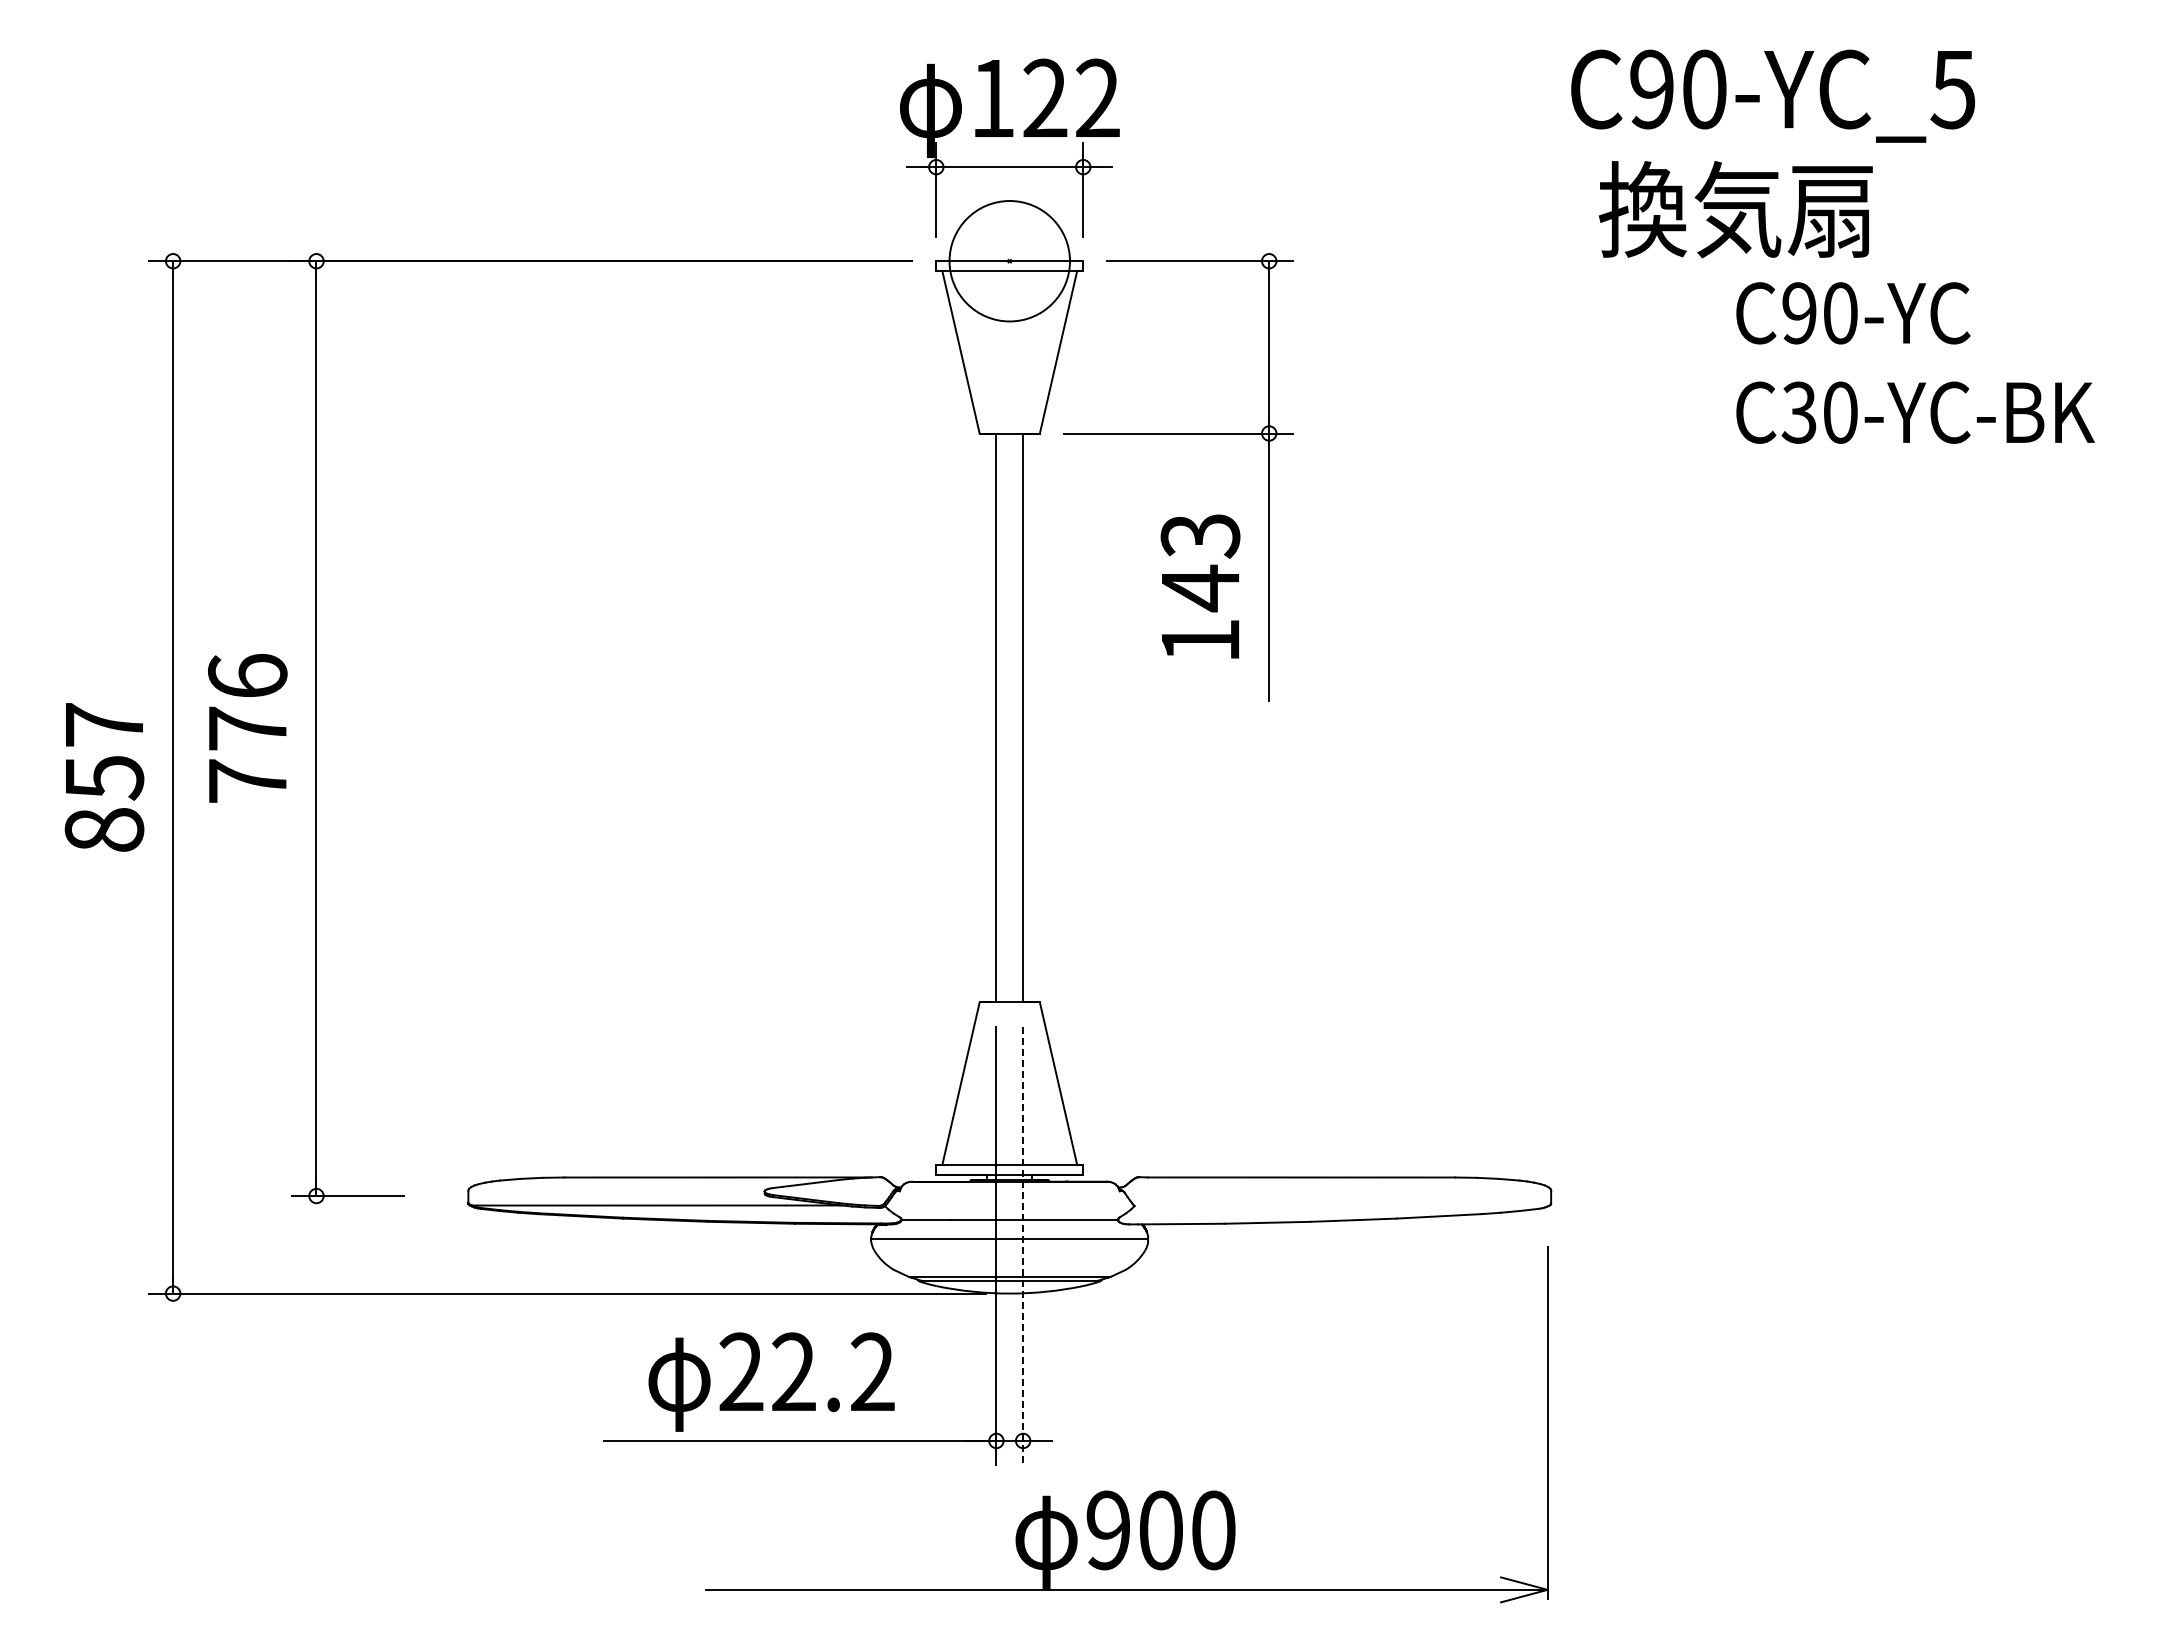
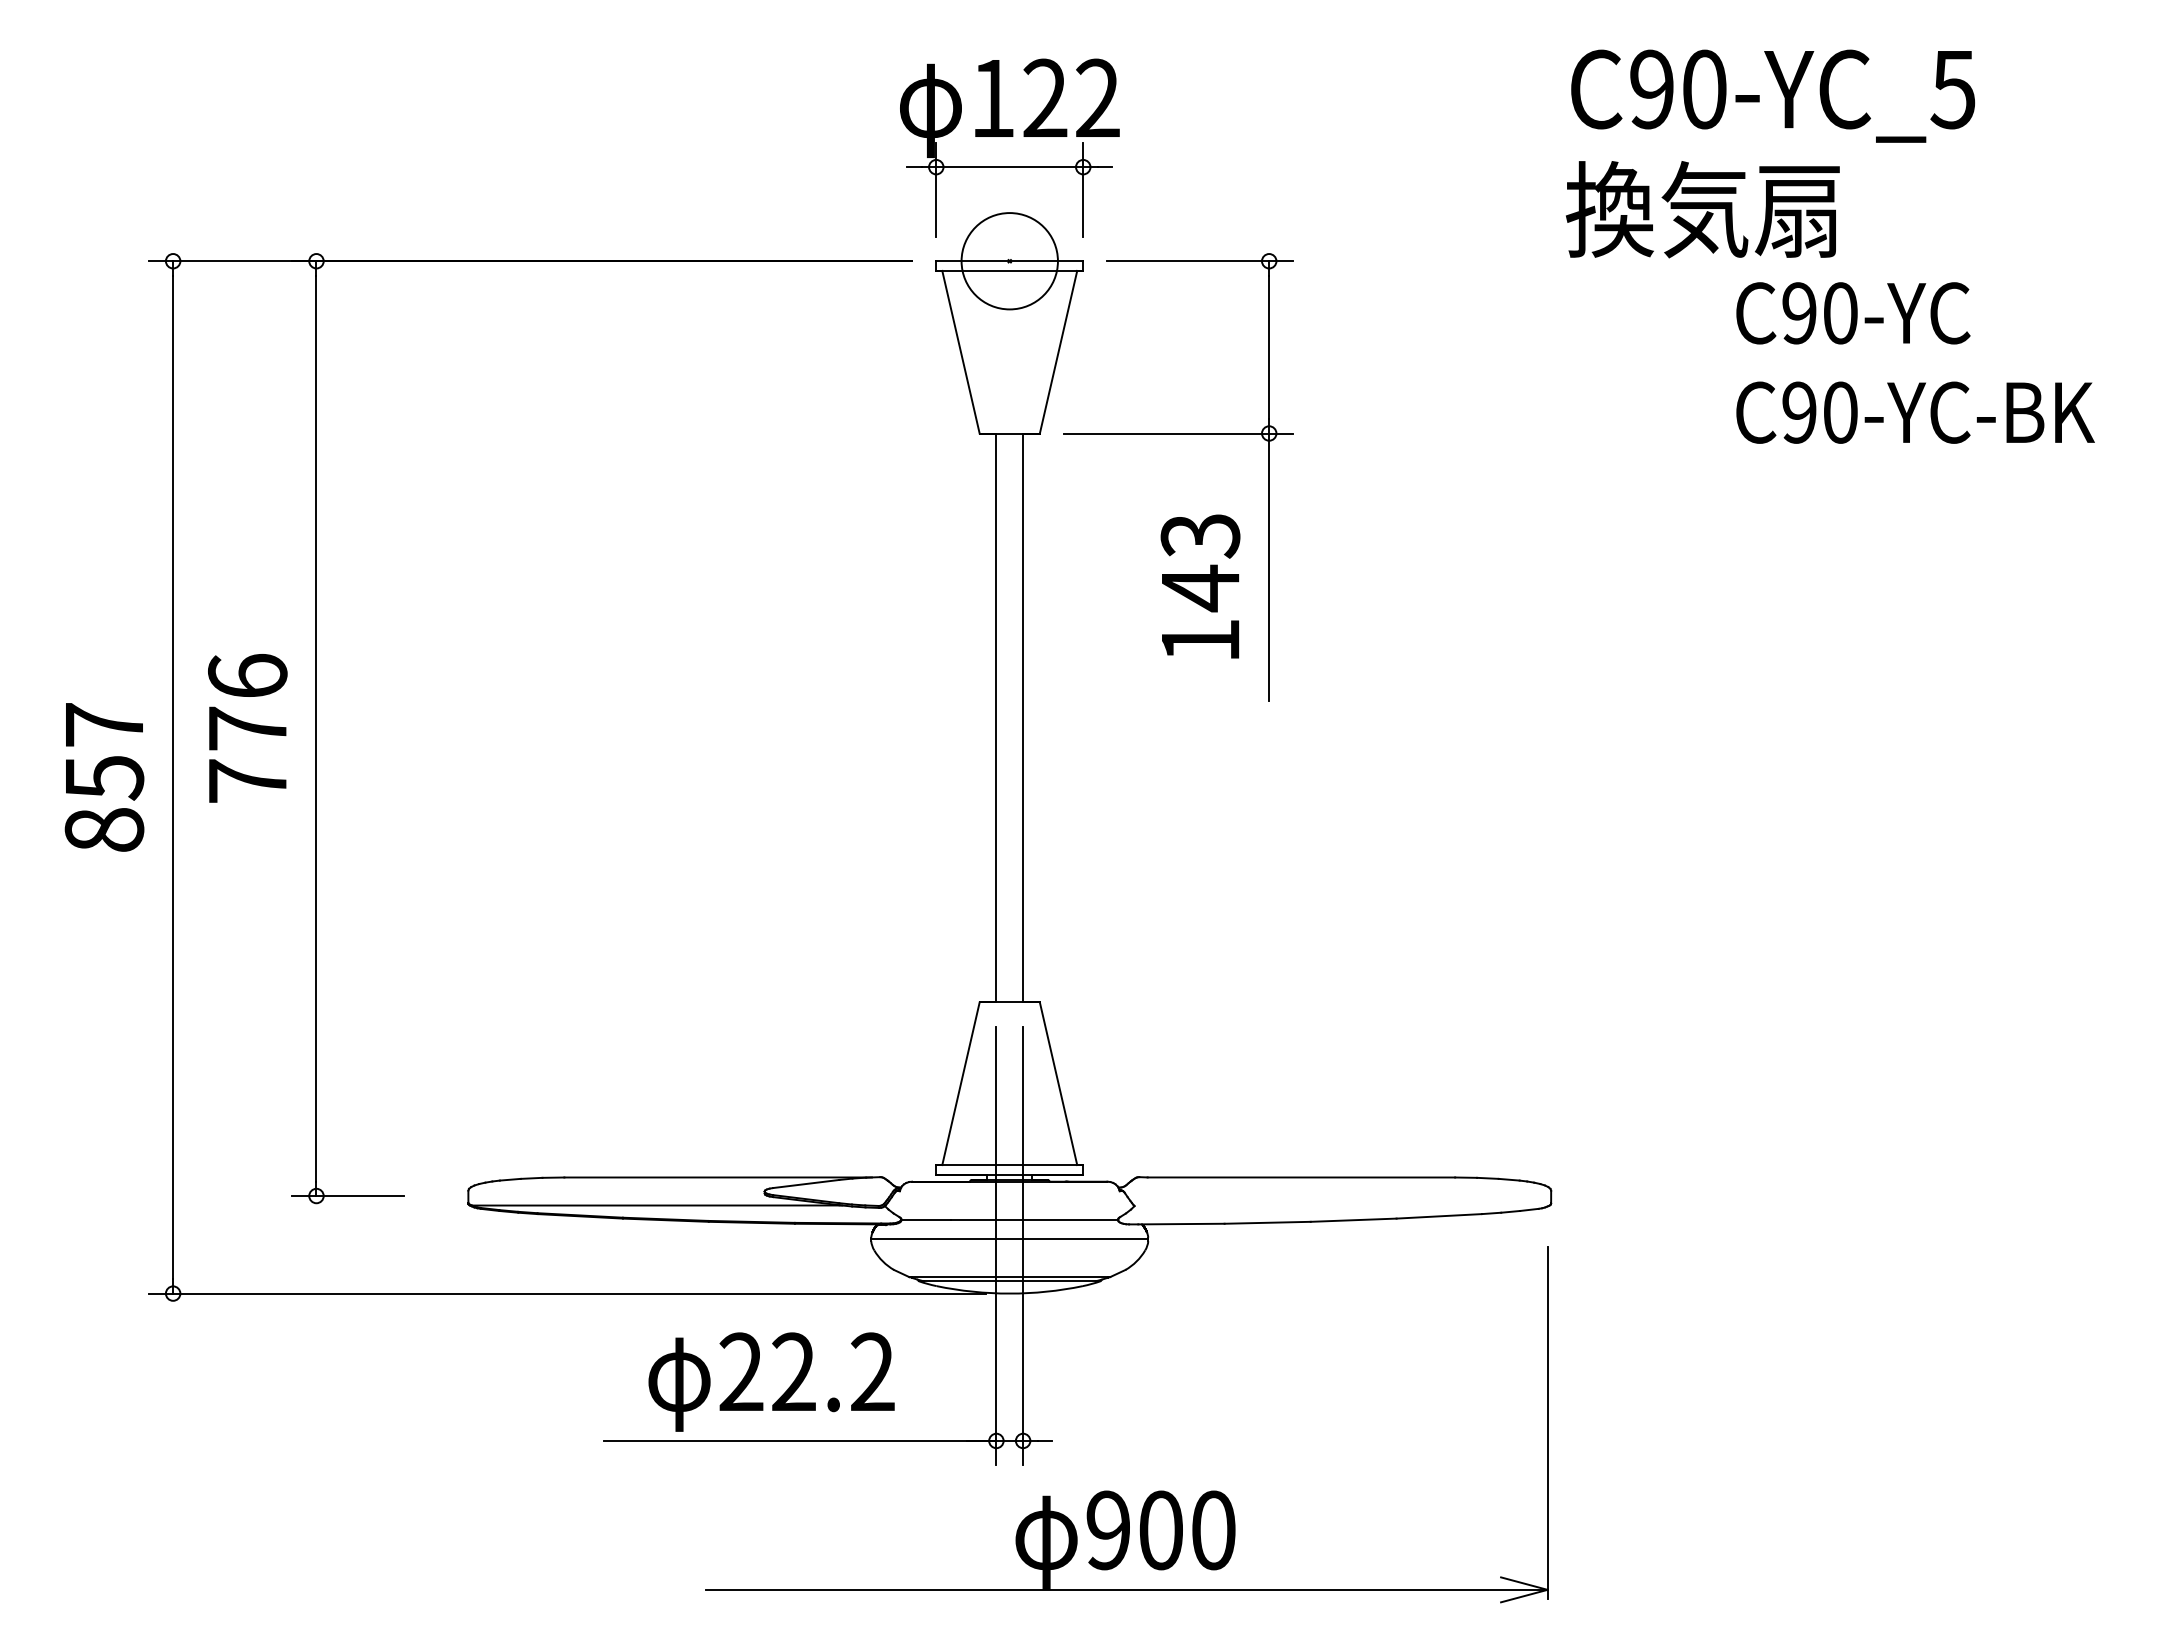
text position: (1735, 209) -> (1702, 209) (1702, 209)
circle diameter: 120 px -> 96 px (1009, 261)
text: C30-YC-BK -> C90-YC-BK (1798, 412)
line: dashed -> solid (1023, 1246)
